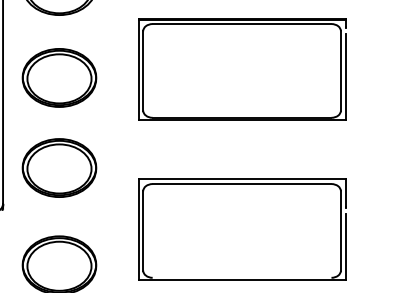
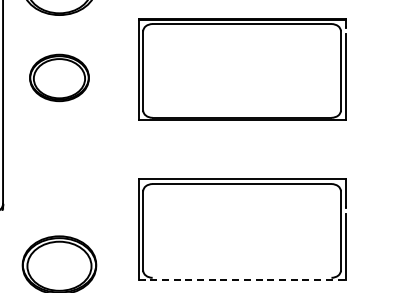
part size: 77x60 px -> 61x50 px (59, 77)
part: present -> none (59, 167)
line: solid -> dashed (242, 279)
